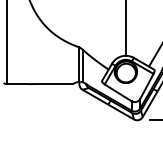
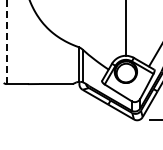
line: solid -> dashed (6, 42)
